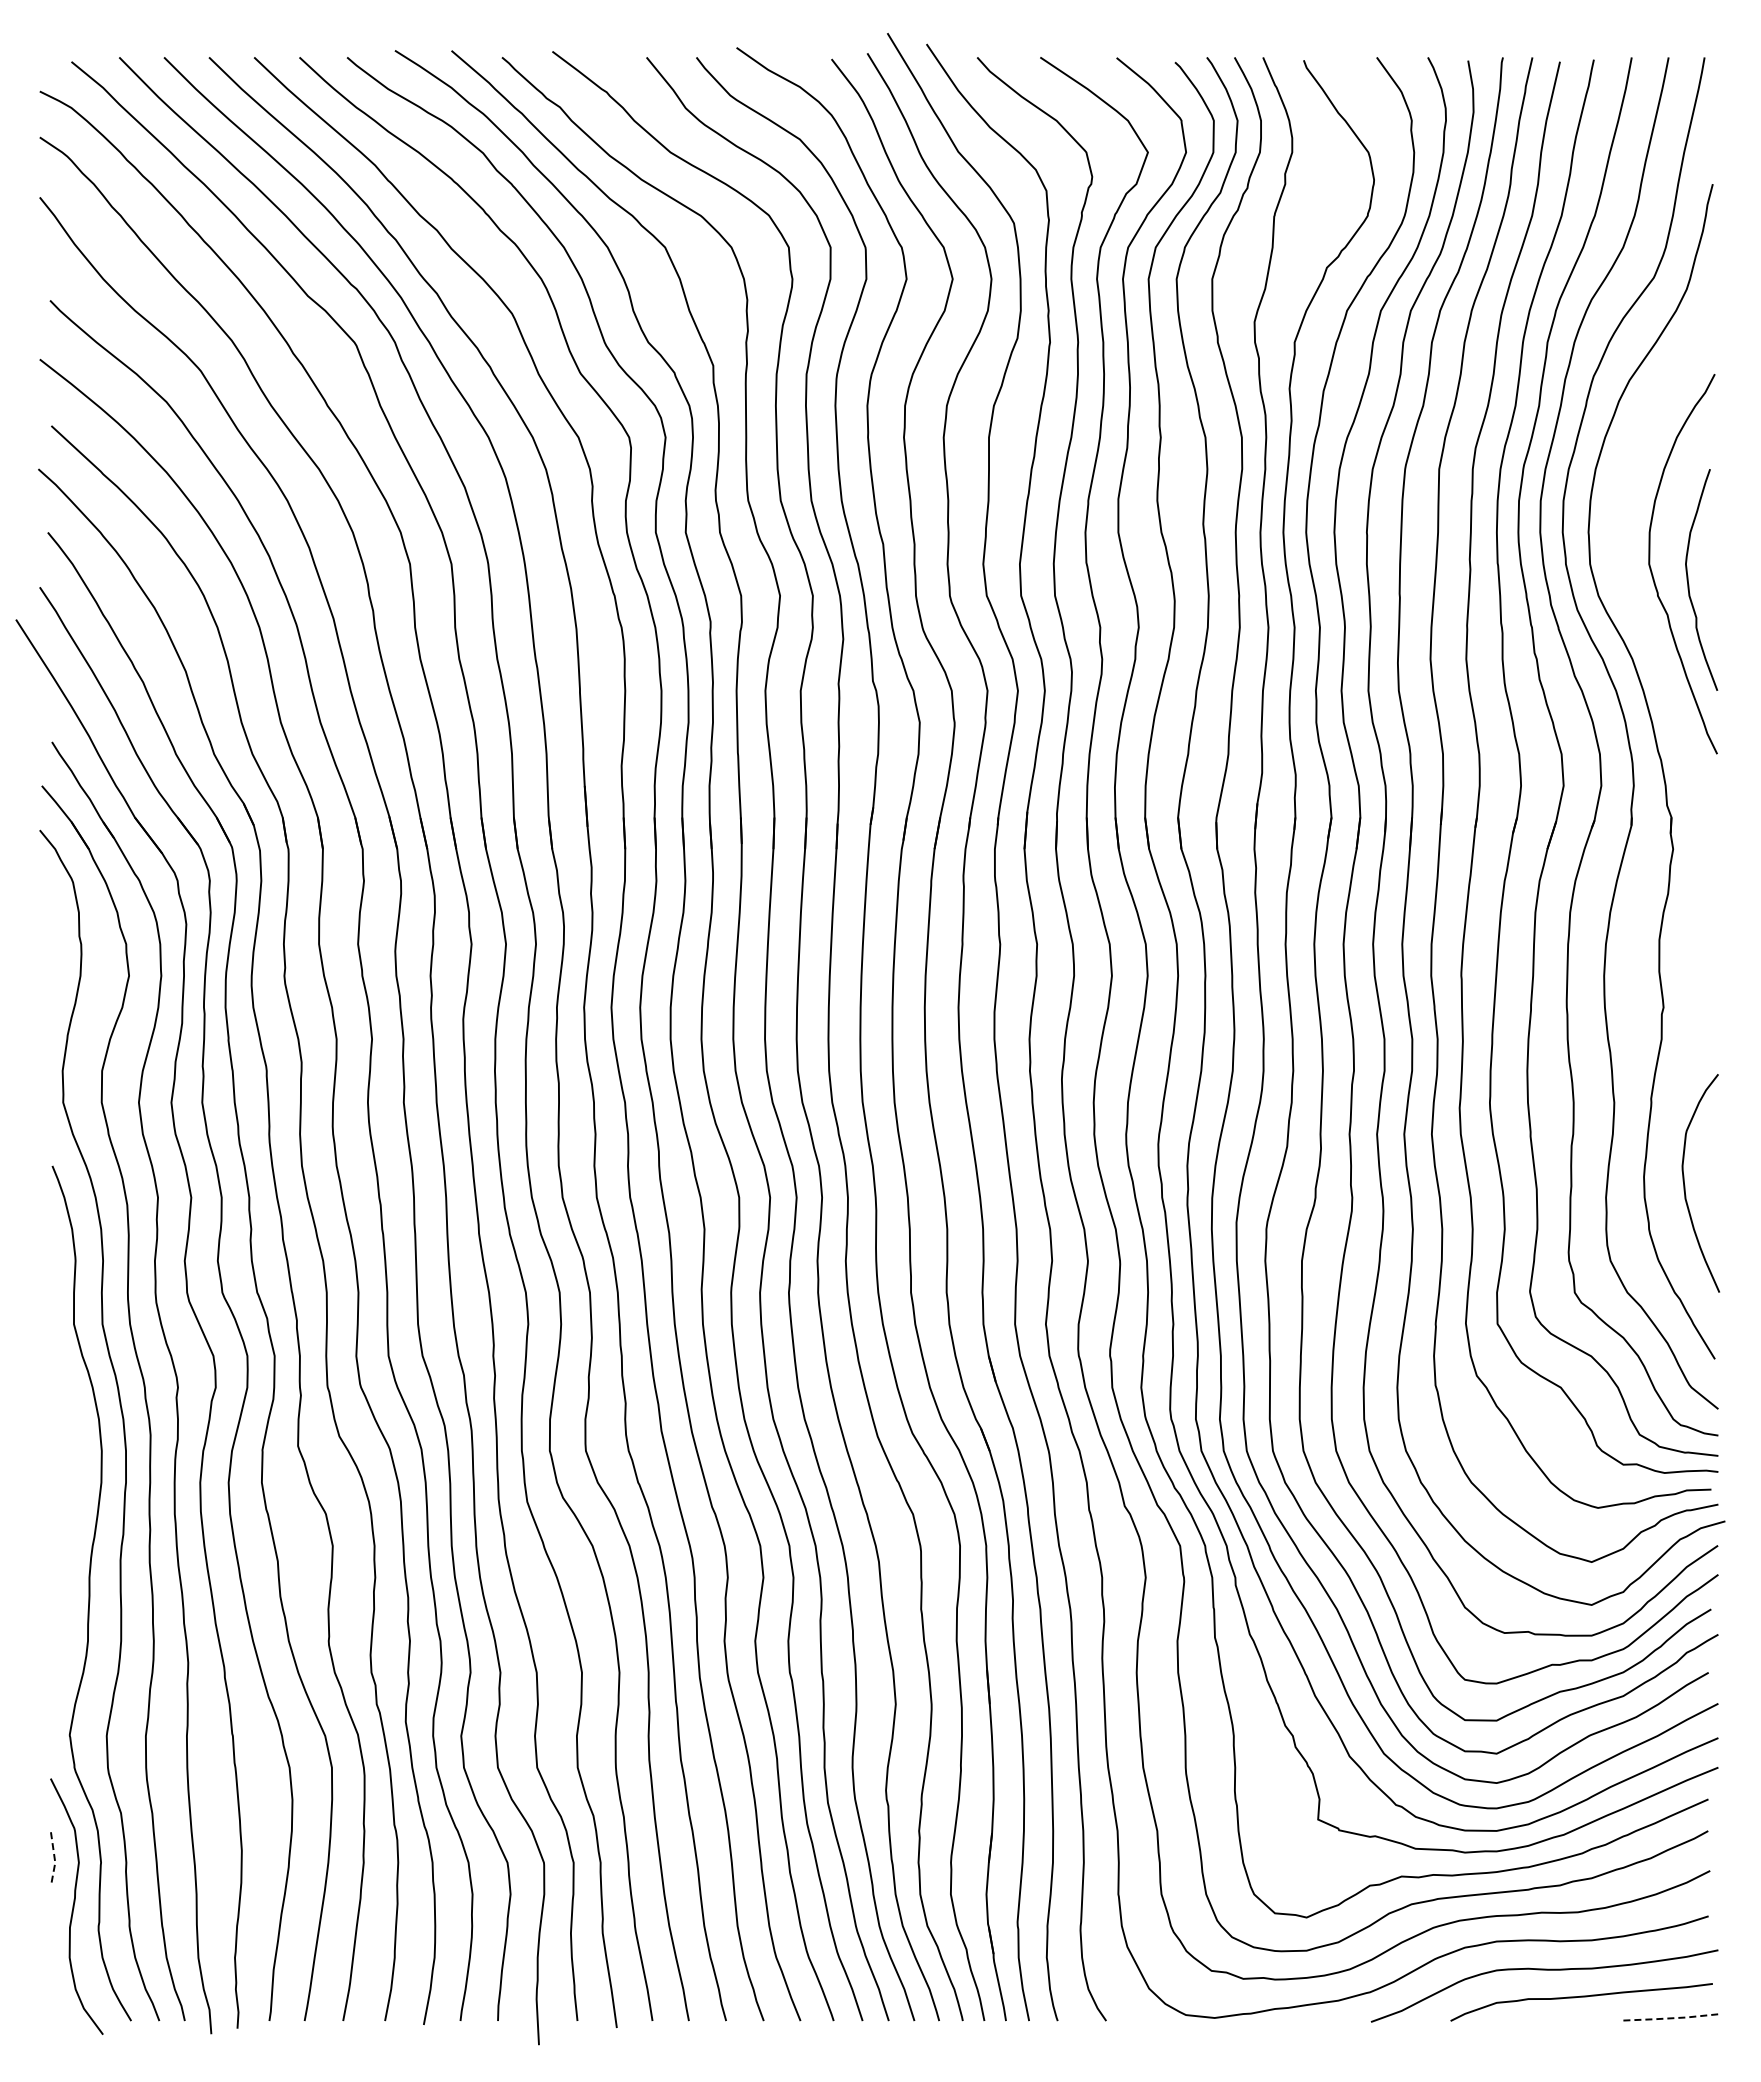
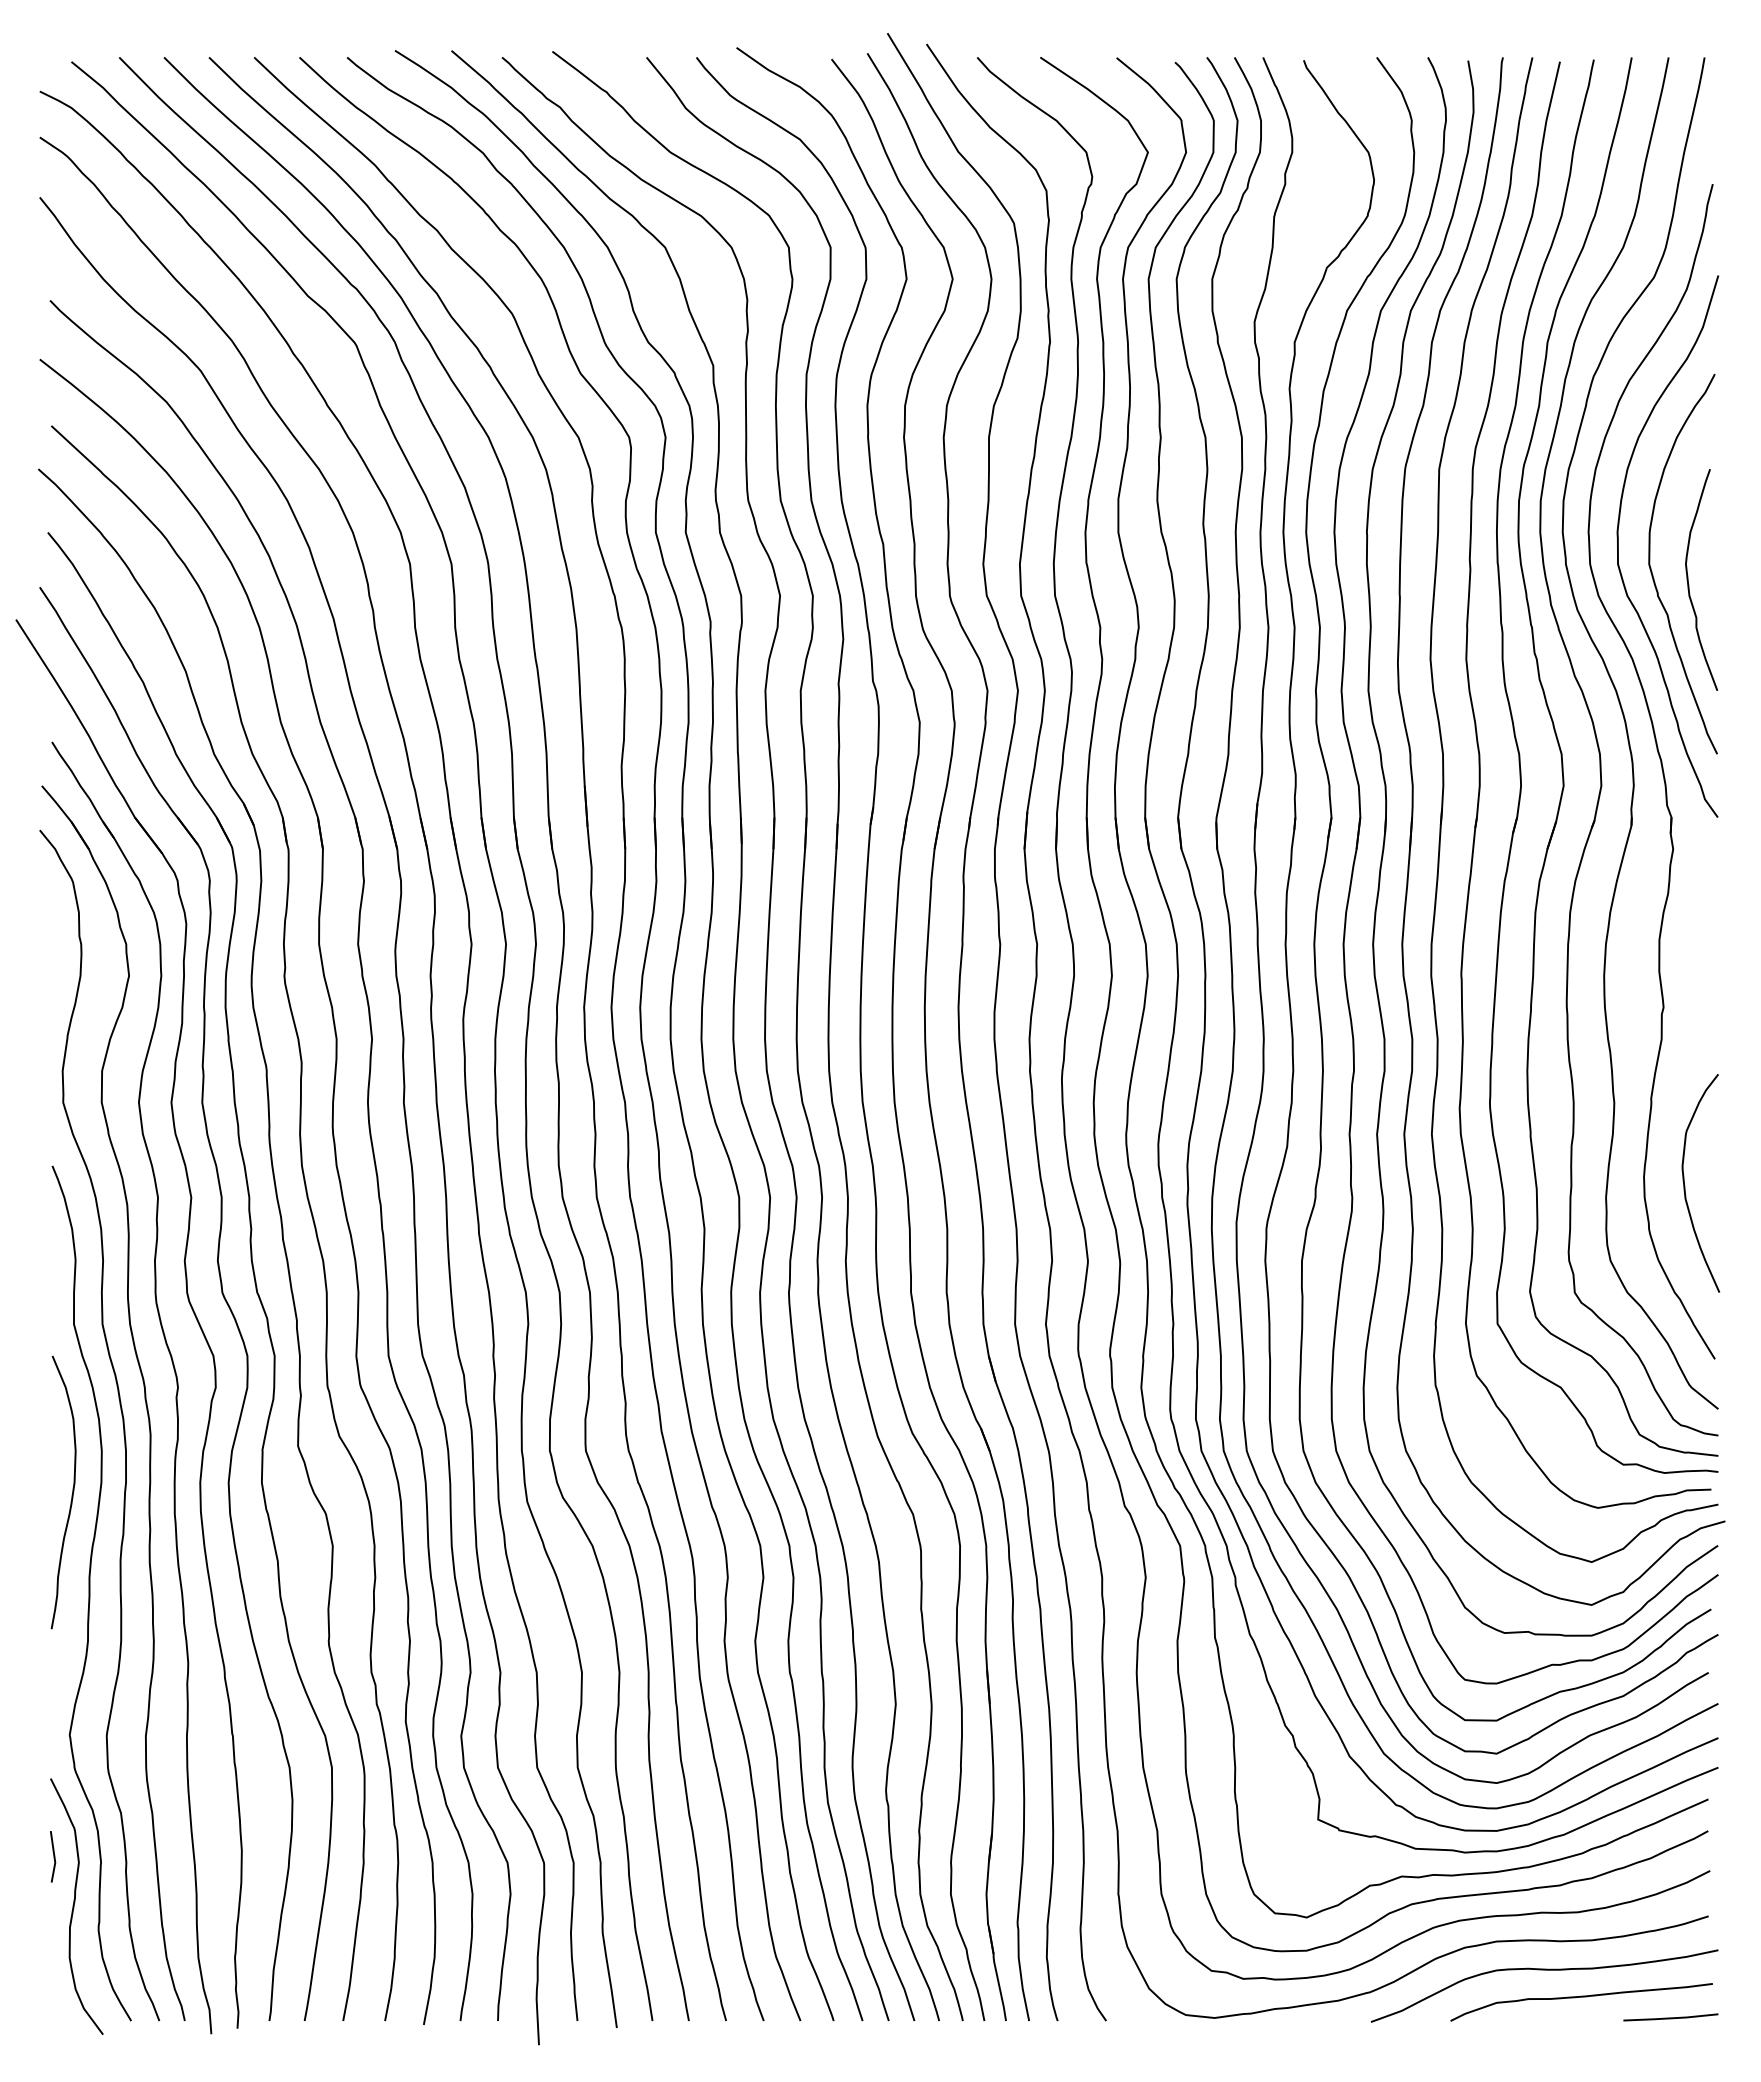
curve: none -> present (1618, 546)
curve: none -> present (71, 1494)
line: dashed -> solid (54, 1857)
line: dashed -> solid (1670, 2018)
